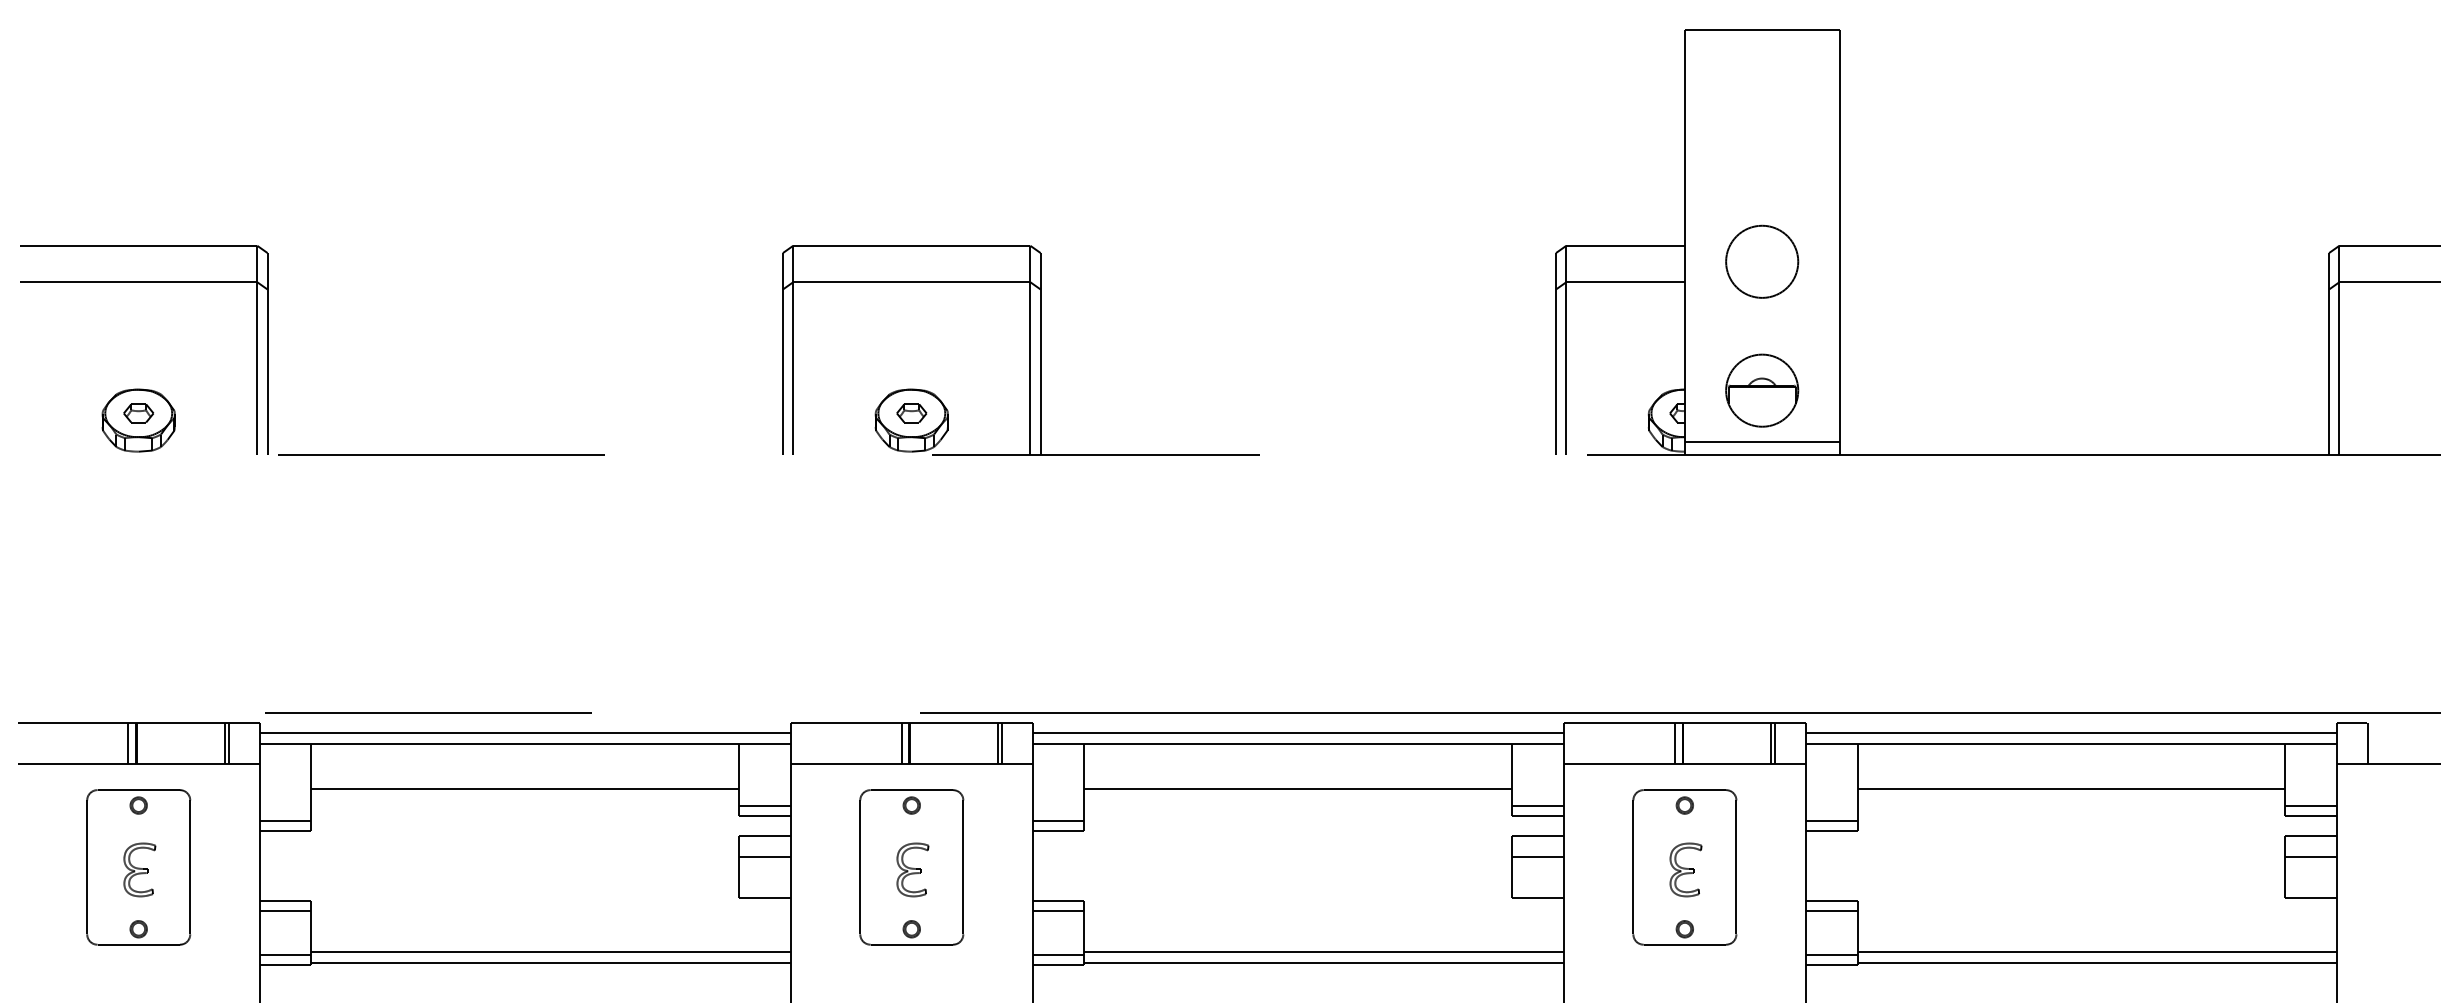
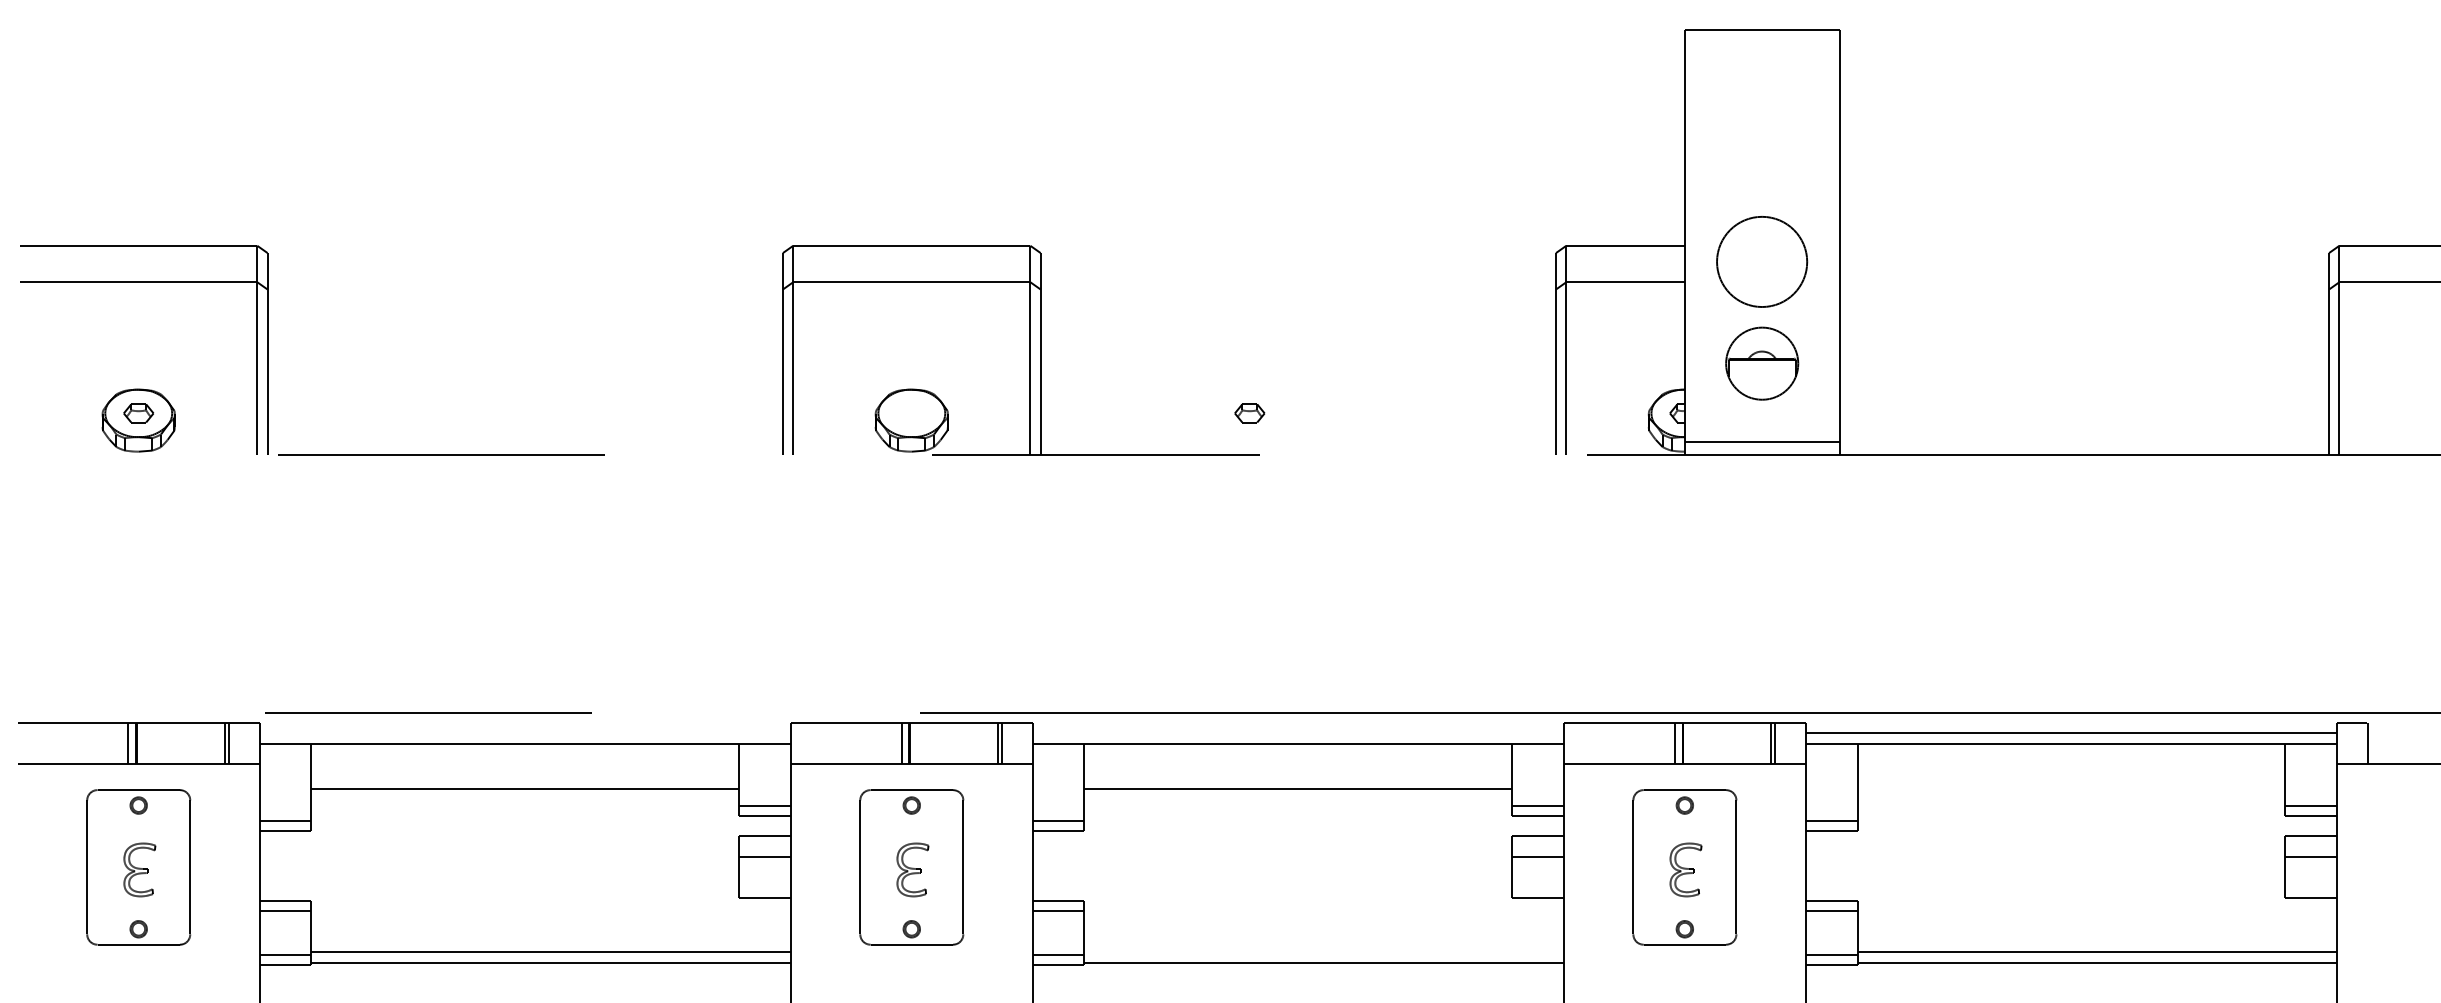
circle size: 75x75 px -> 93x92 px (1762, 261)
part position: (1762, 390) -> (1762, 363) (1762, 363)
part position: (911, 413) -> (1249, 413) (1249, 413)
line: present -> none (524, 733)
line: present -> none (1297, 733)
line: present -> none (2071, 789)
line: present -> none (1323, 952)
